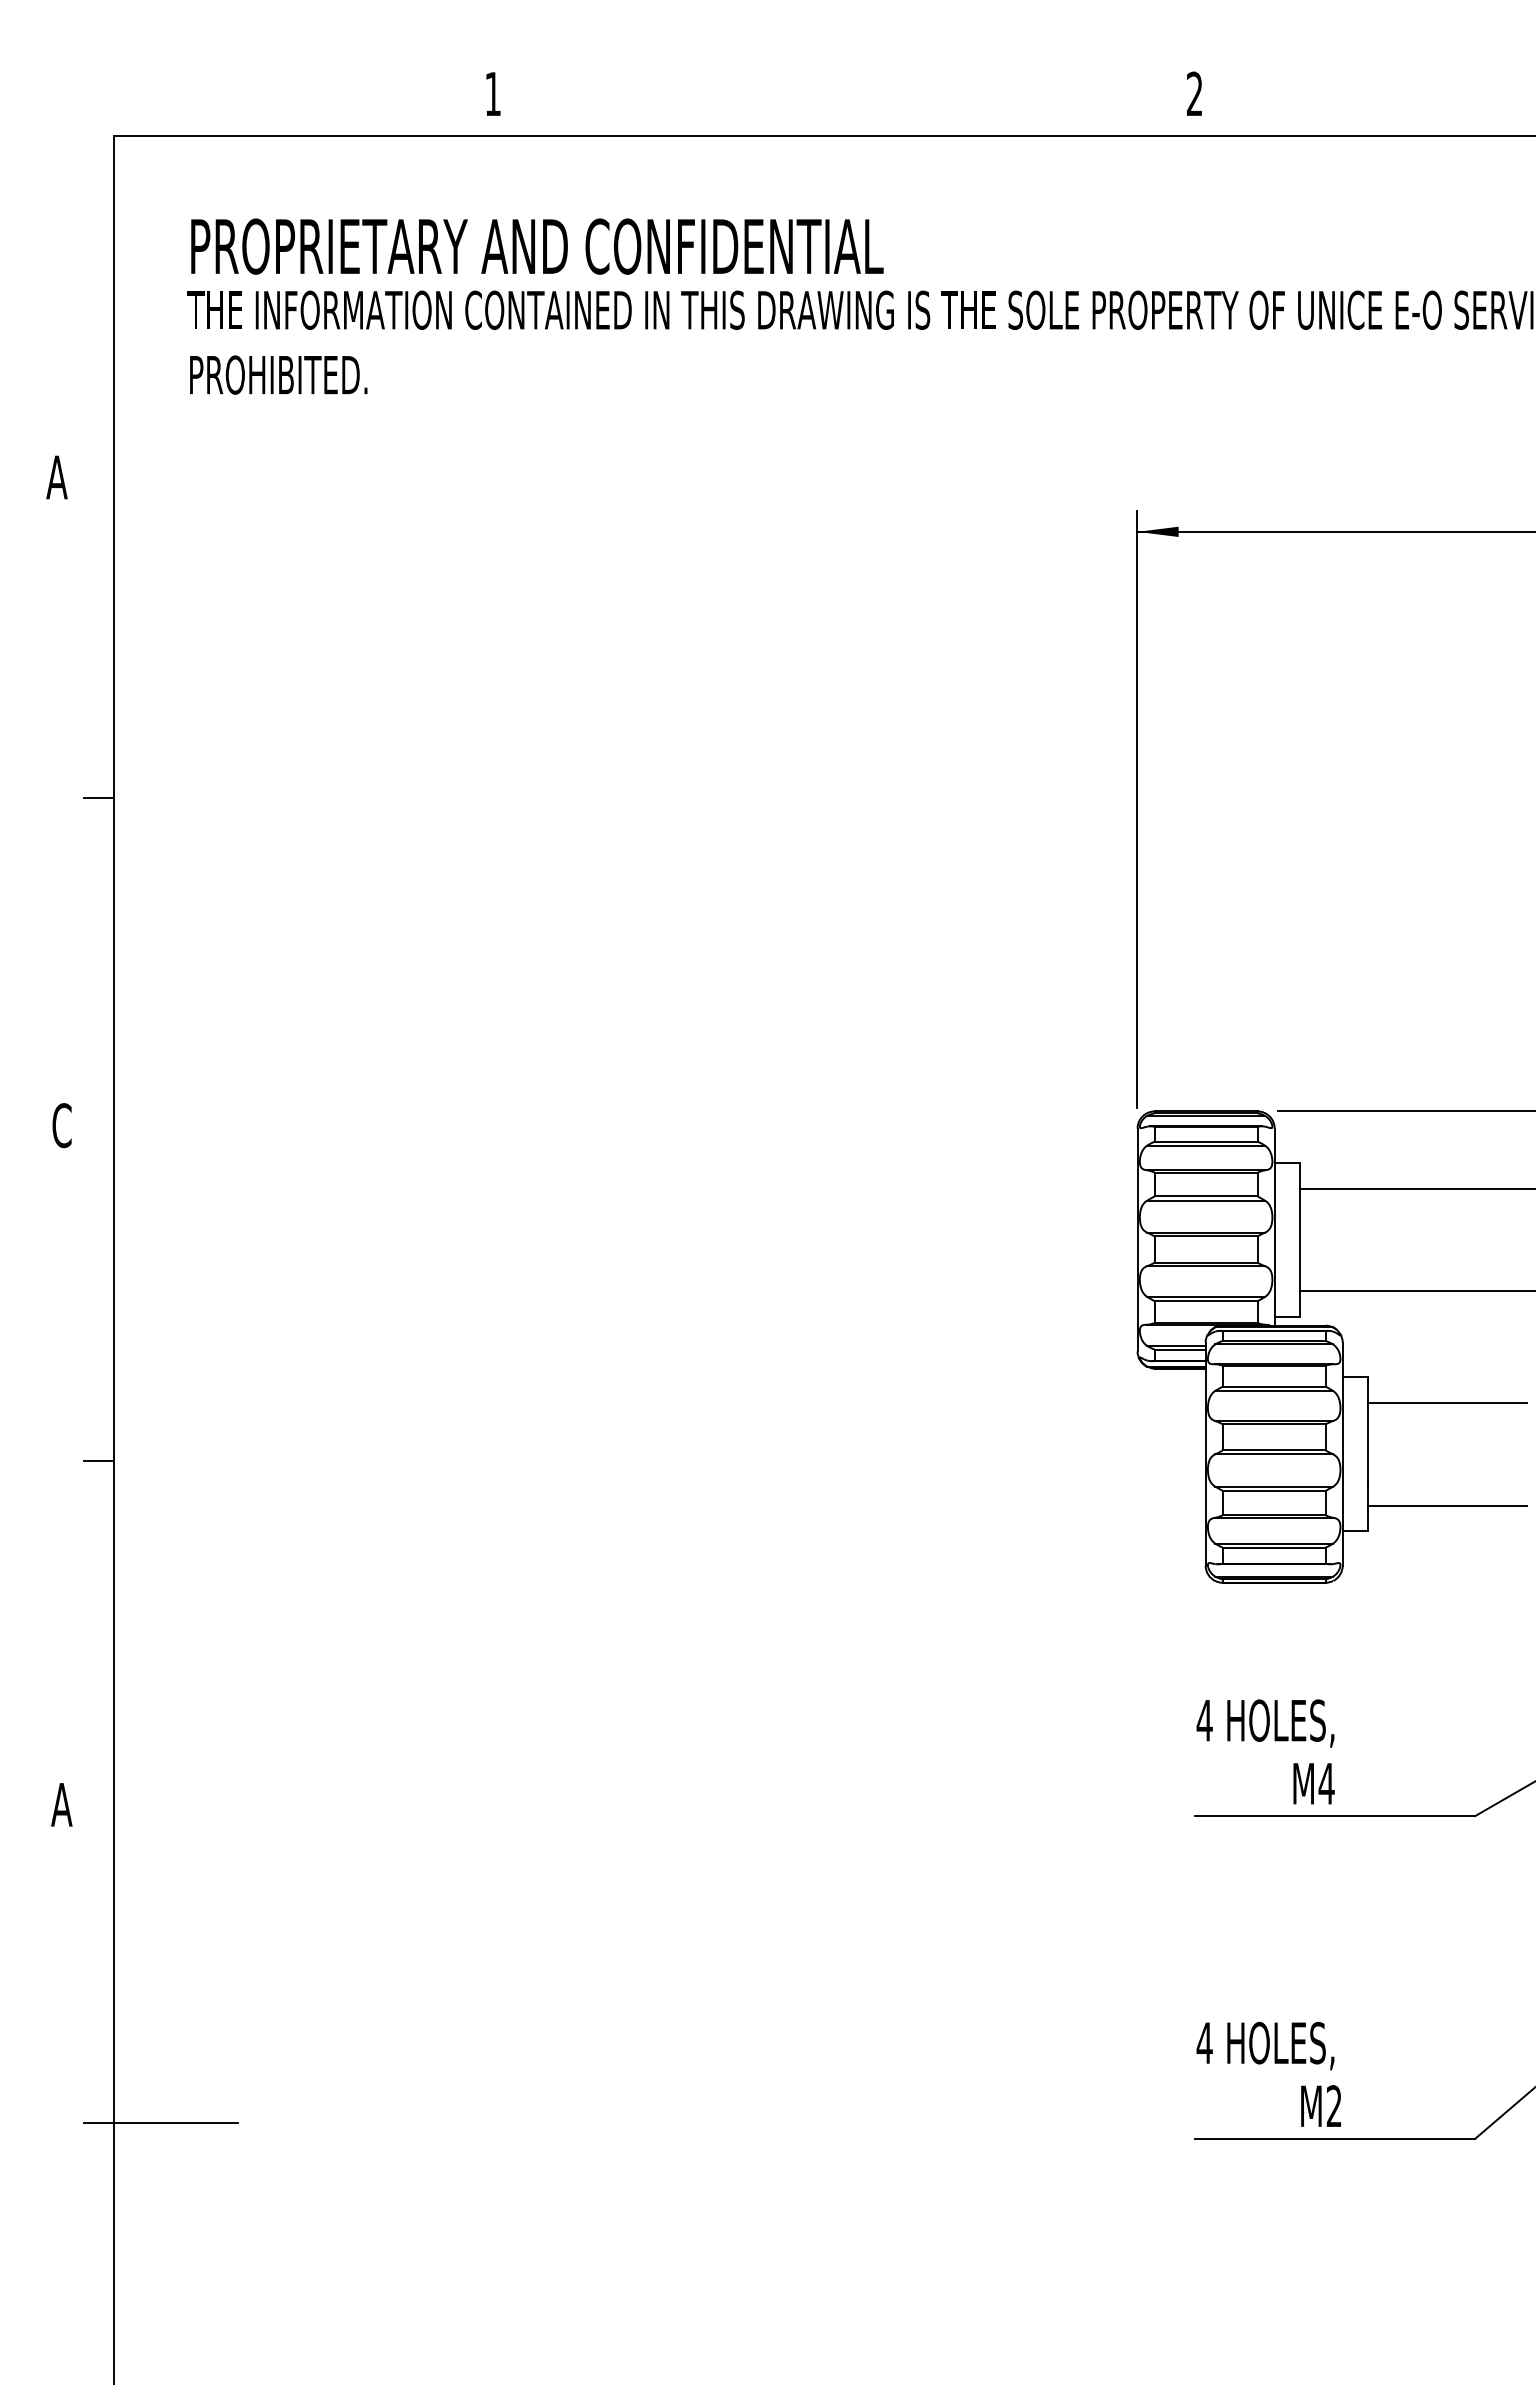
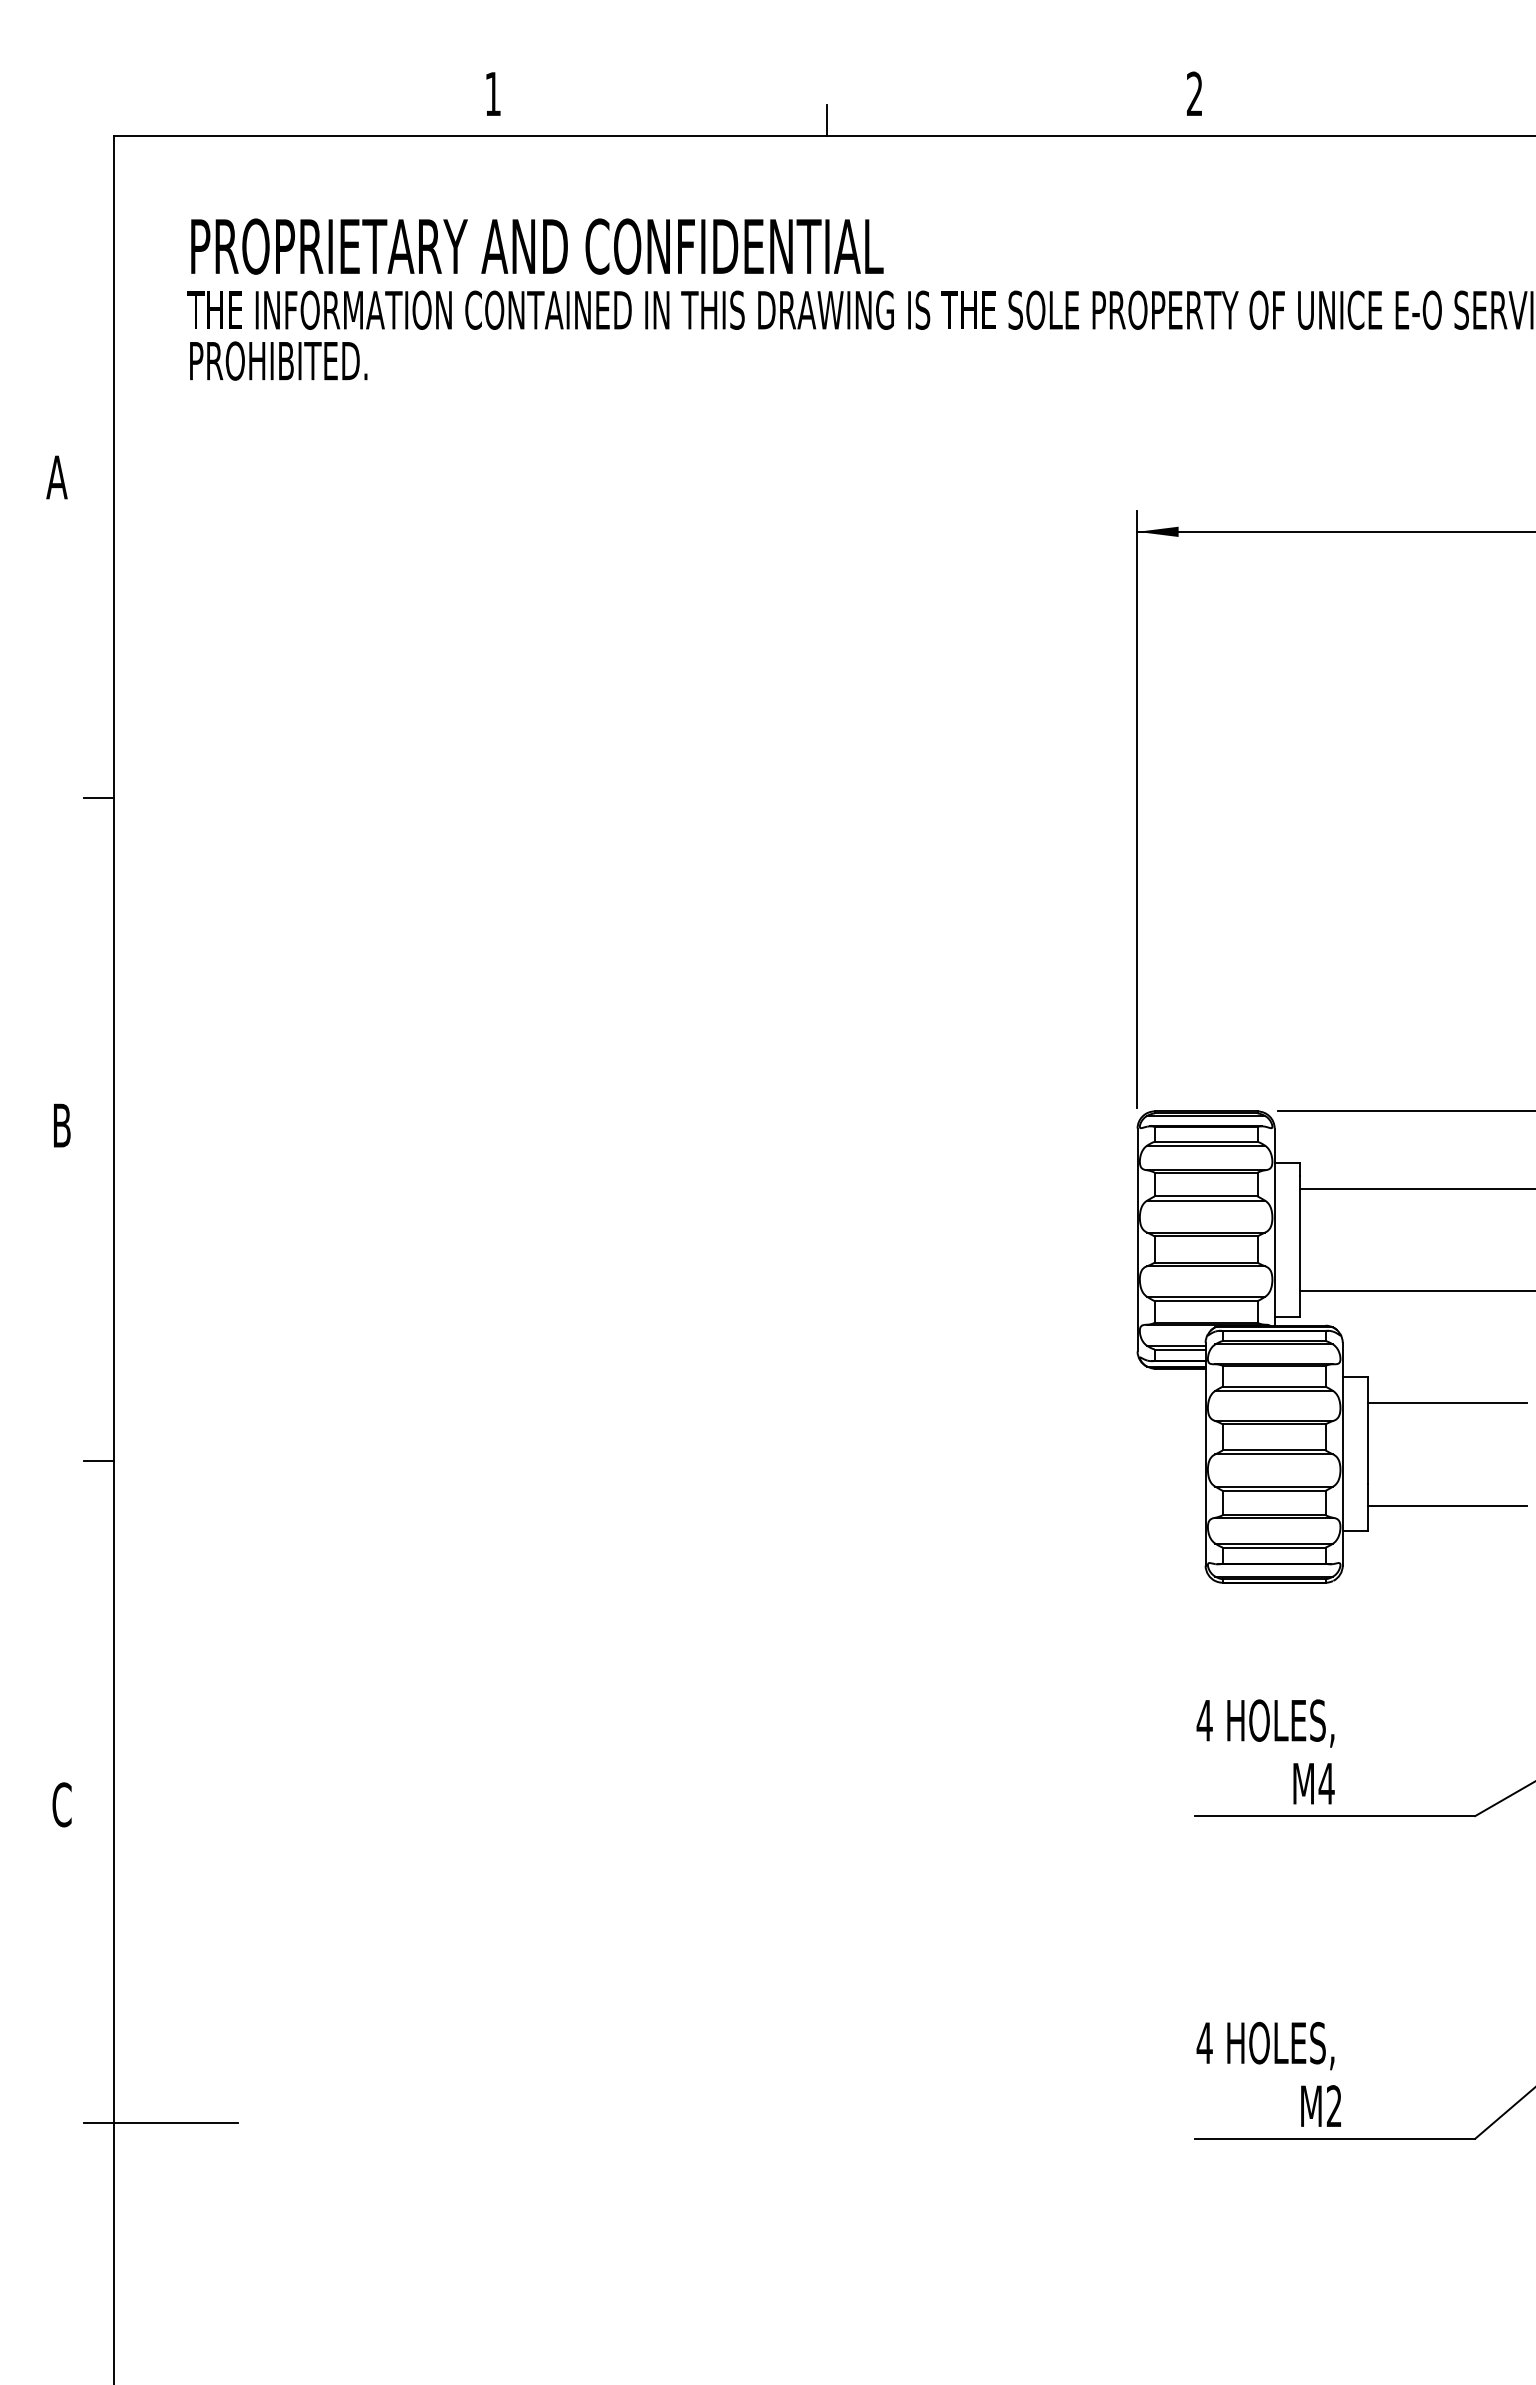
line: none -> present (826, 119)
text position: (278, 374) -> (278, 360) (278, 360)
text: C -> B (61, 1125)
text: A -> C (61, 1804)
